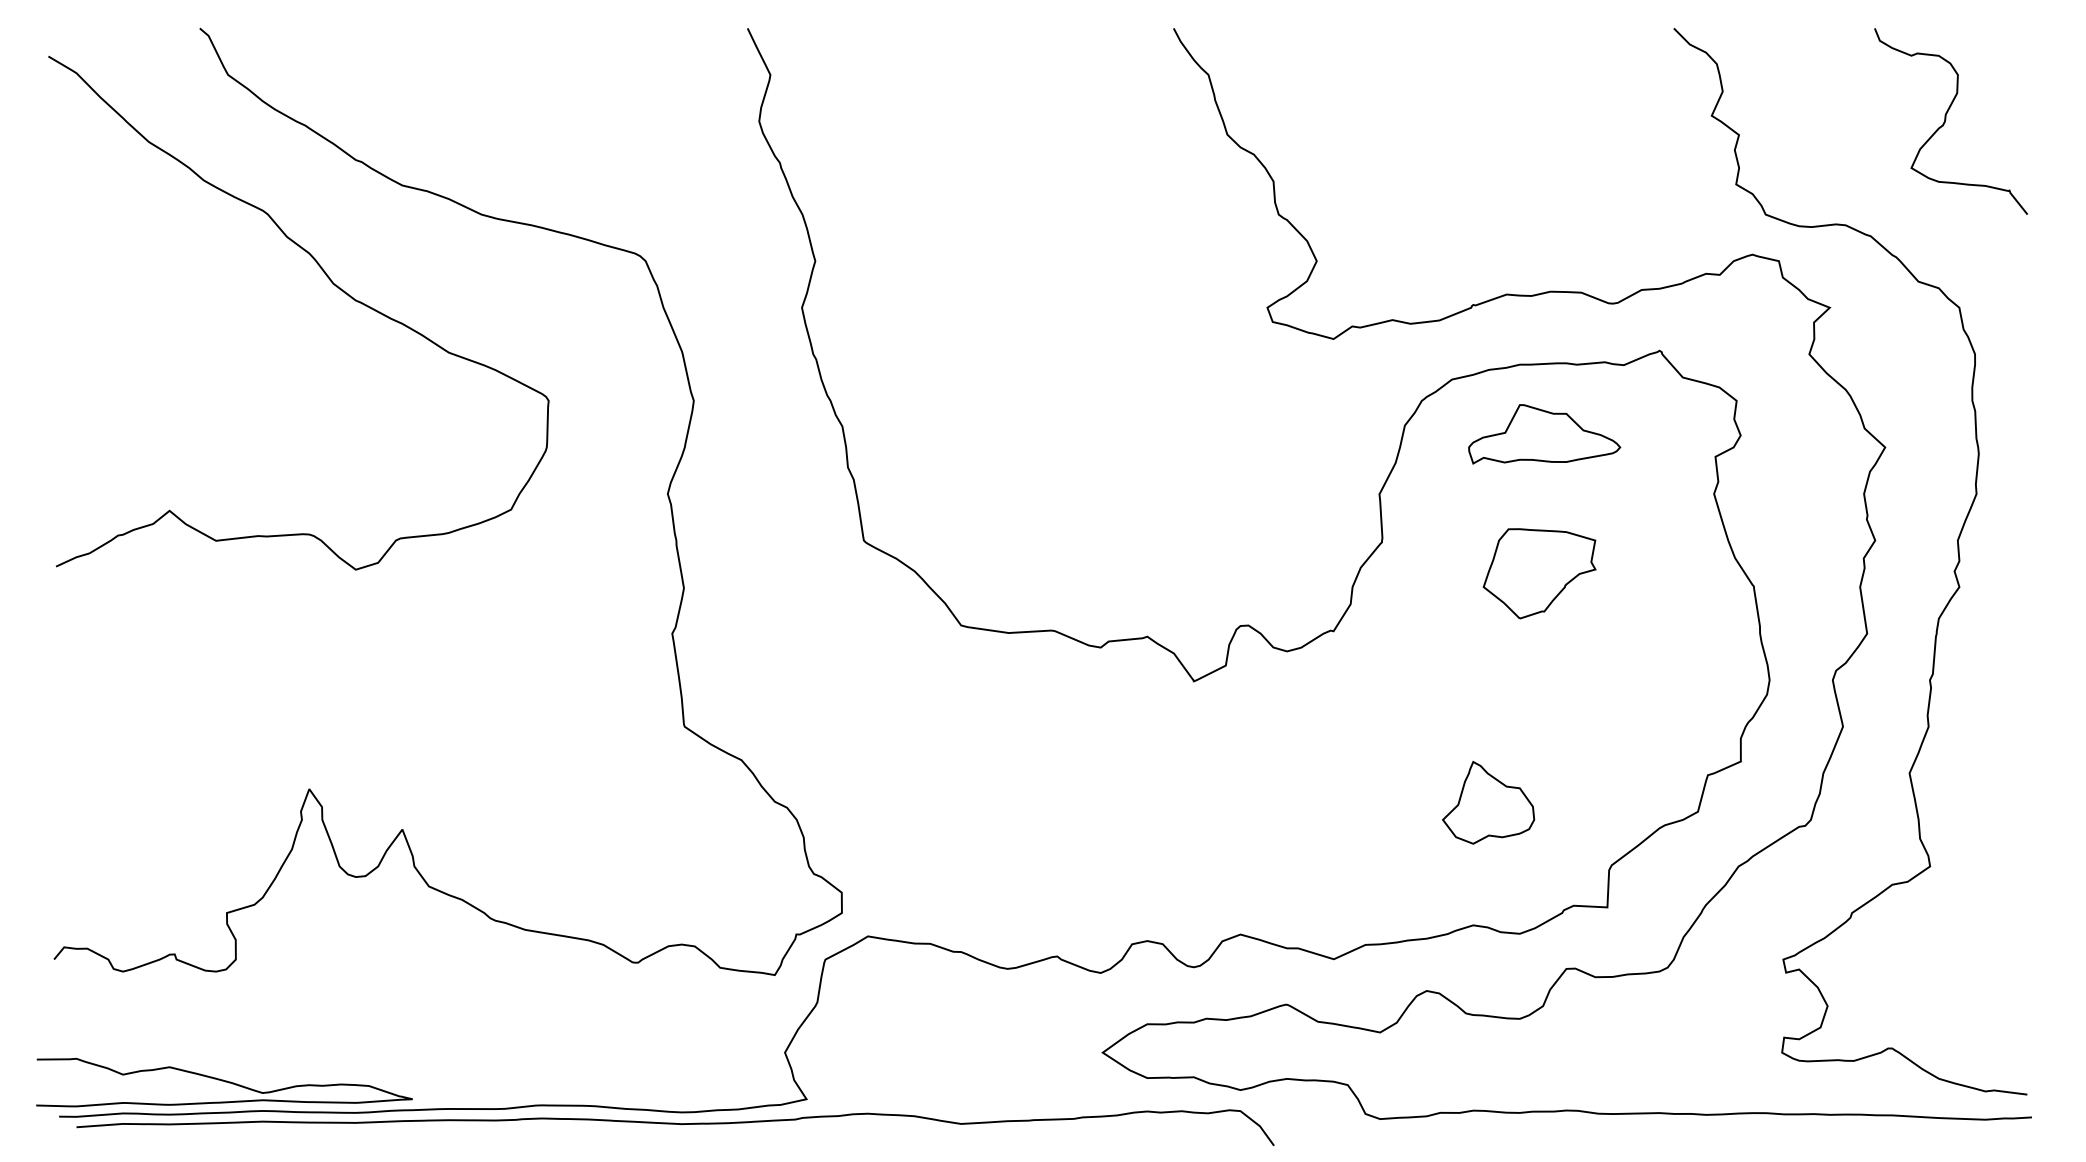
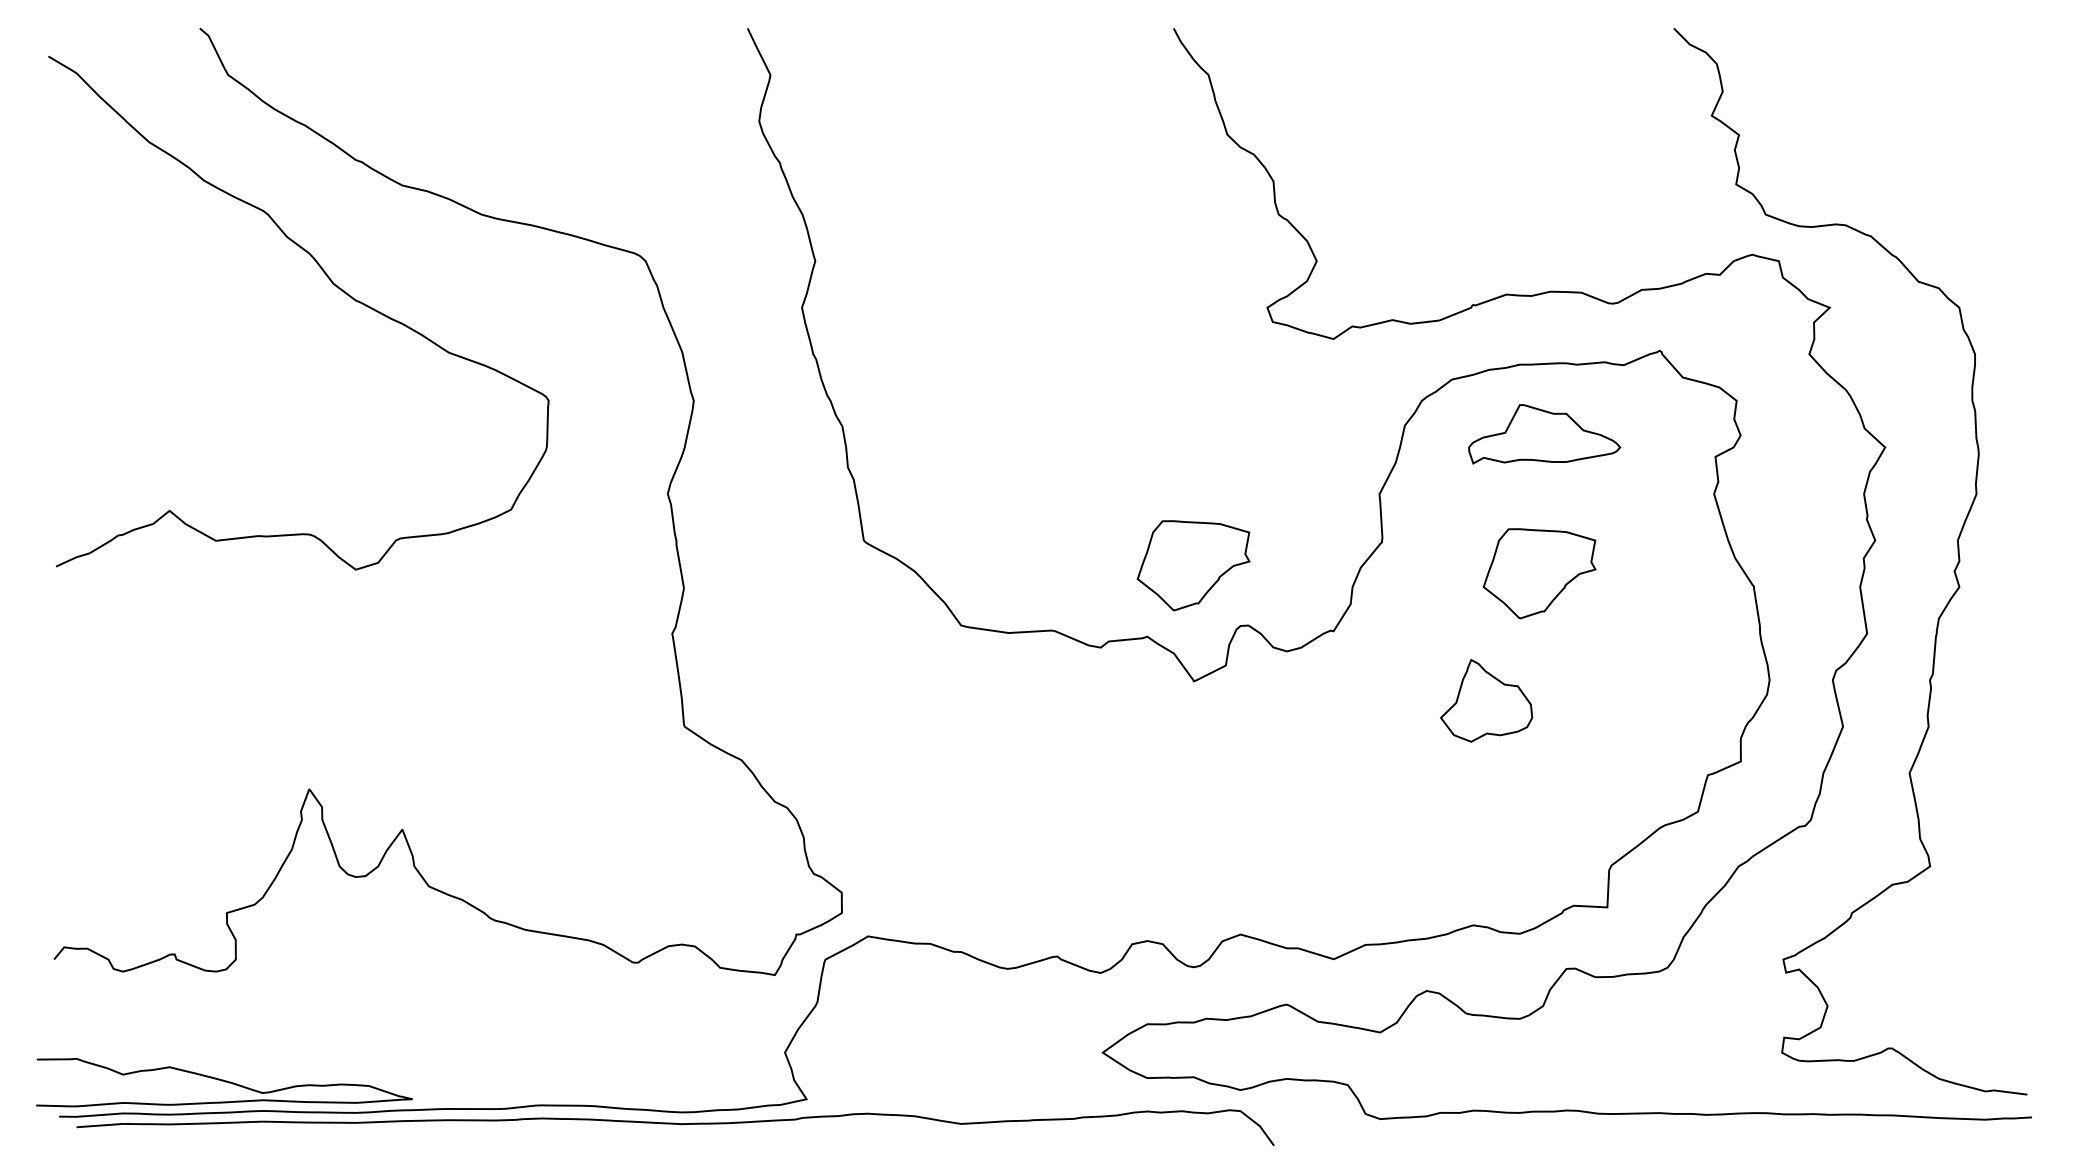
curve: present -> none (1946, 119)
part: none -> present (1193, 565)
part position: (1488, 802) -> (1486, 700) (1486, 700)
